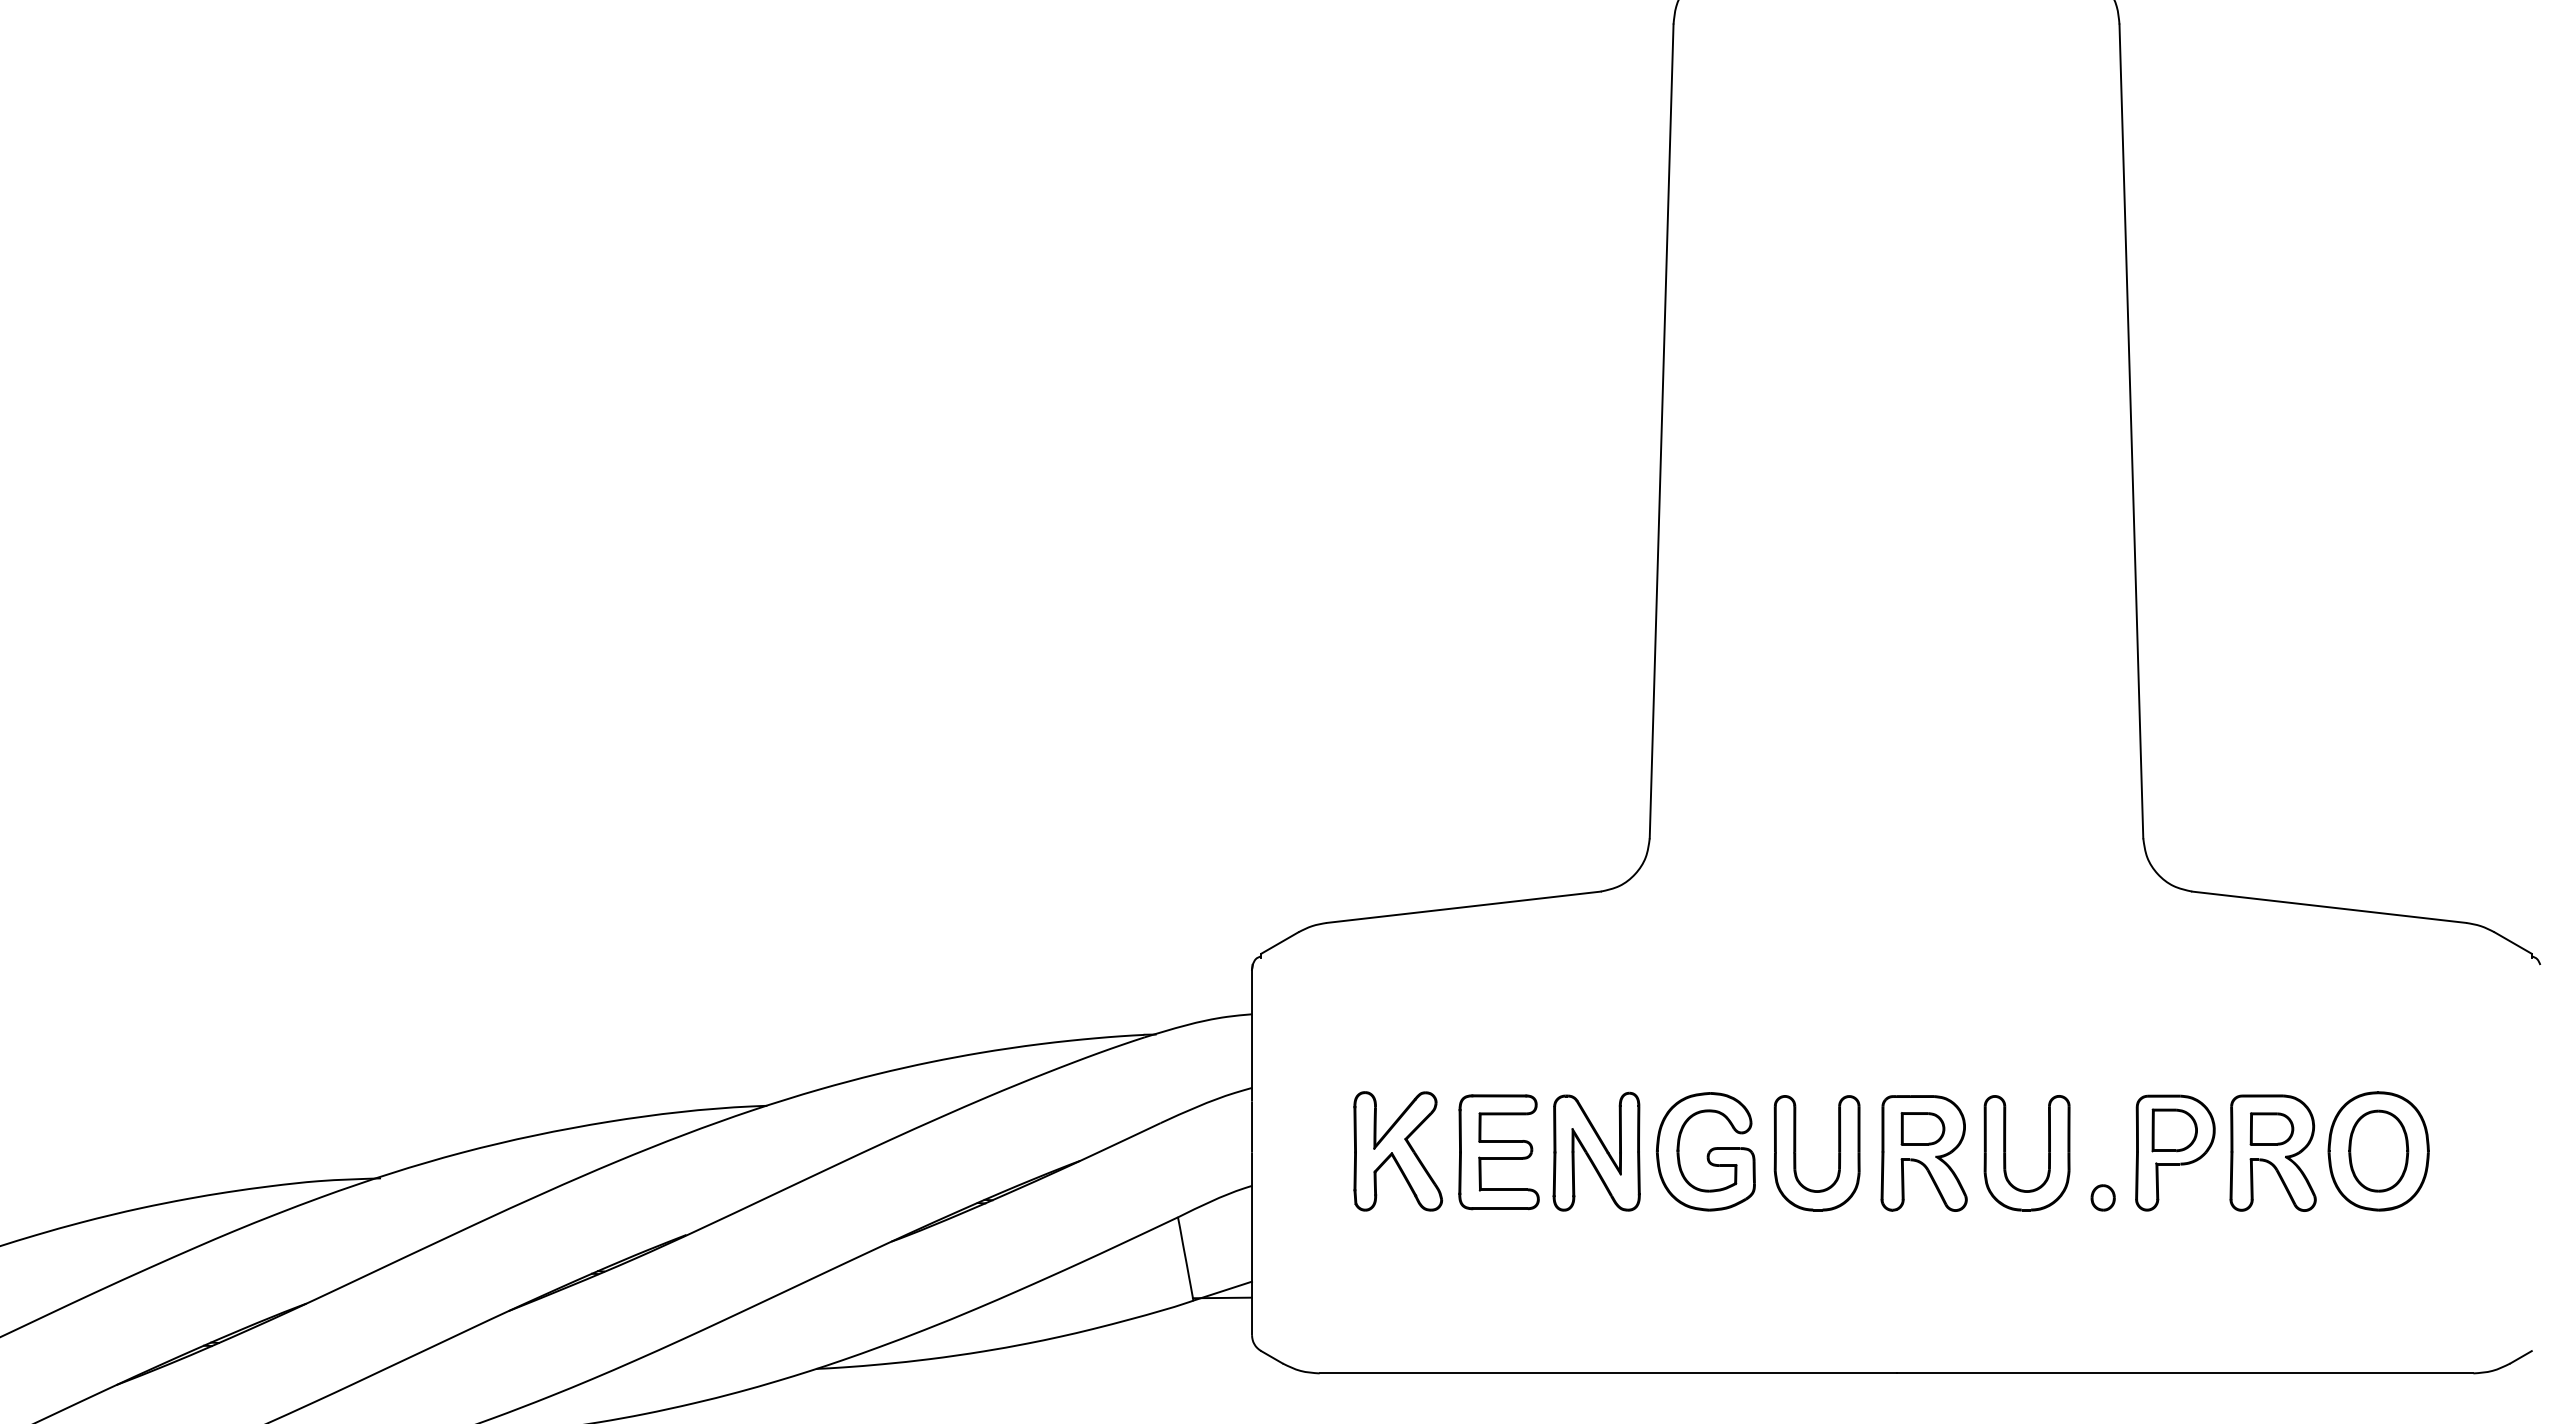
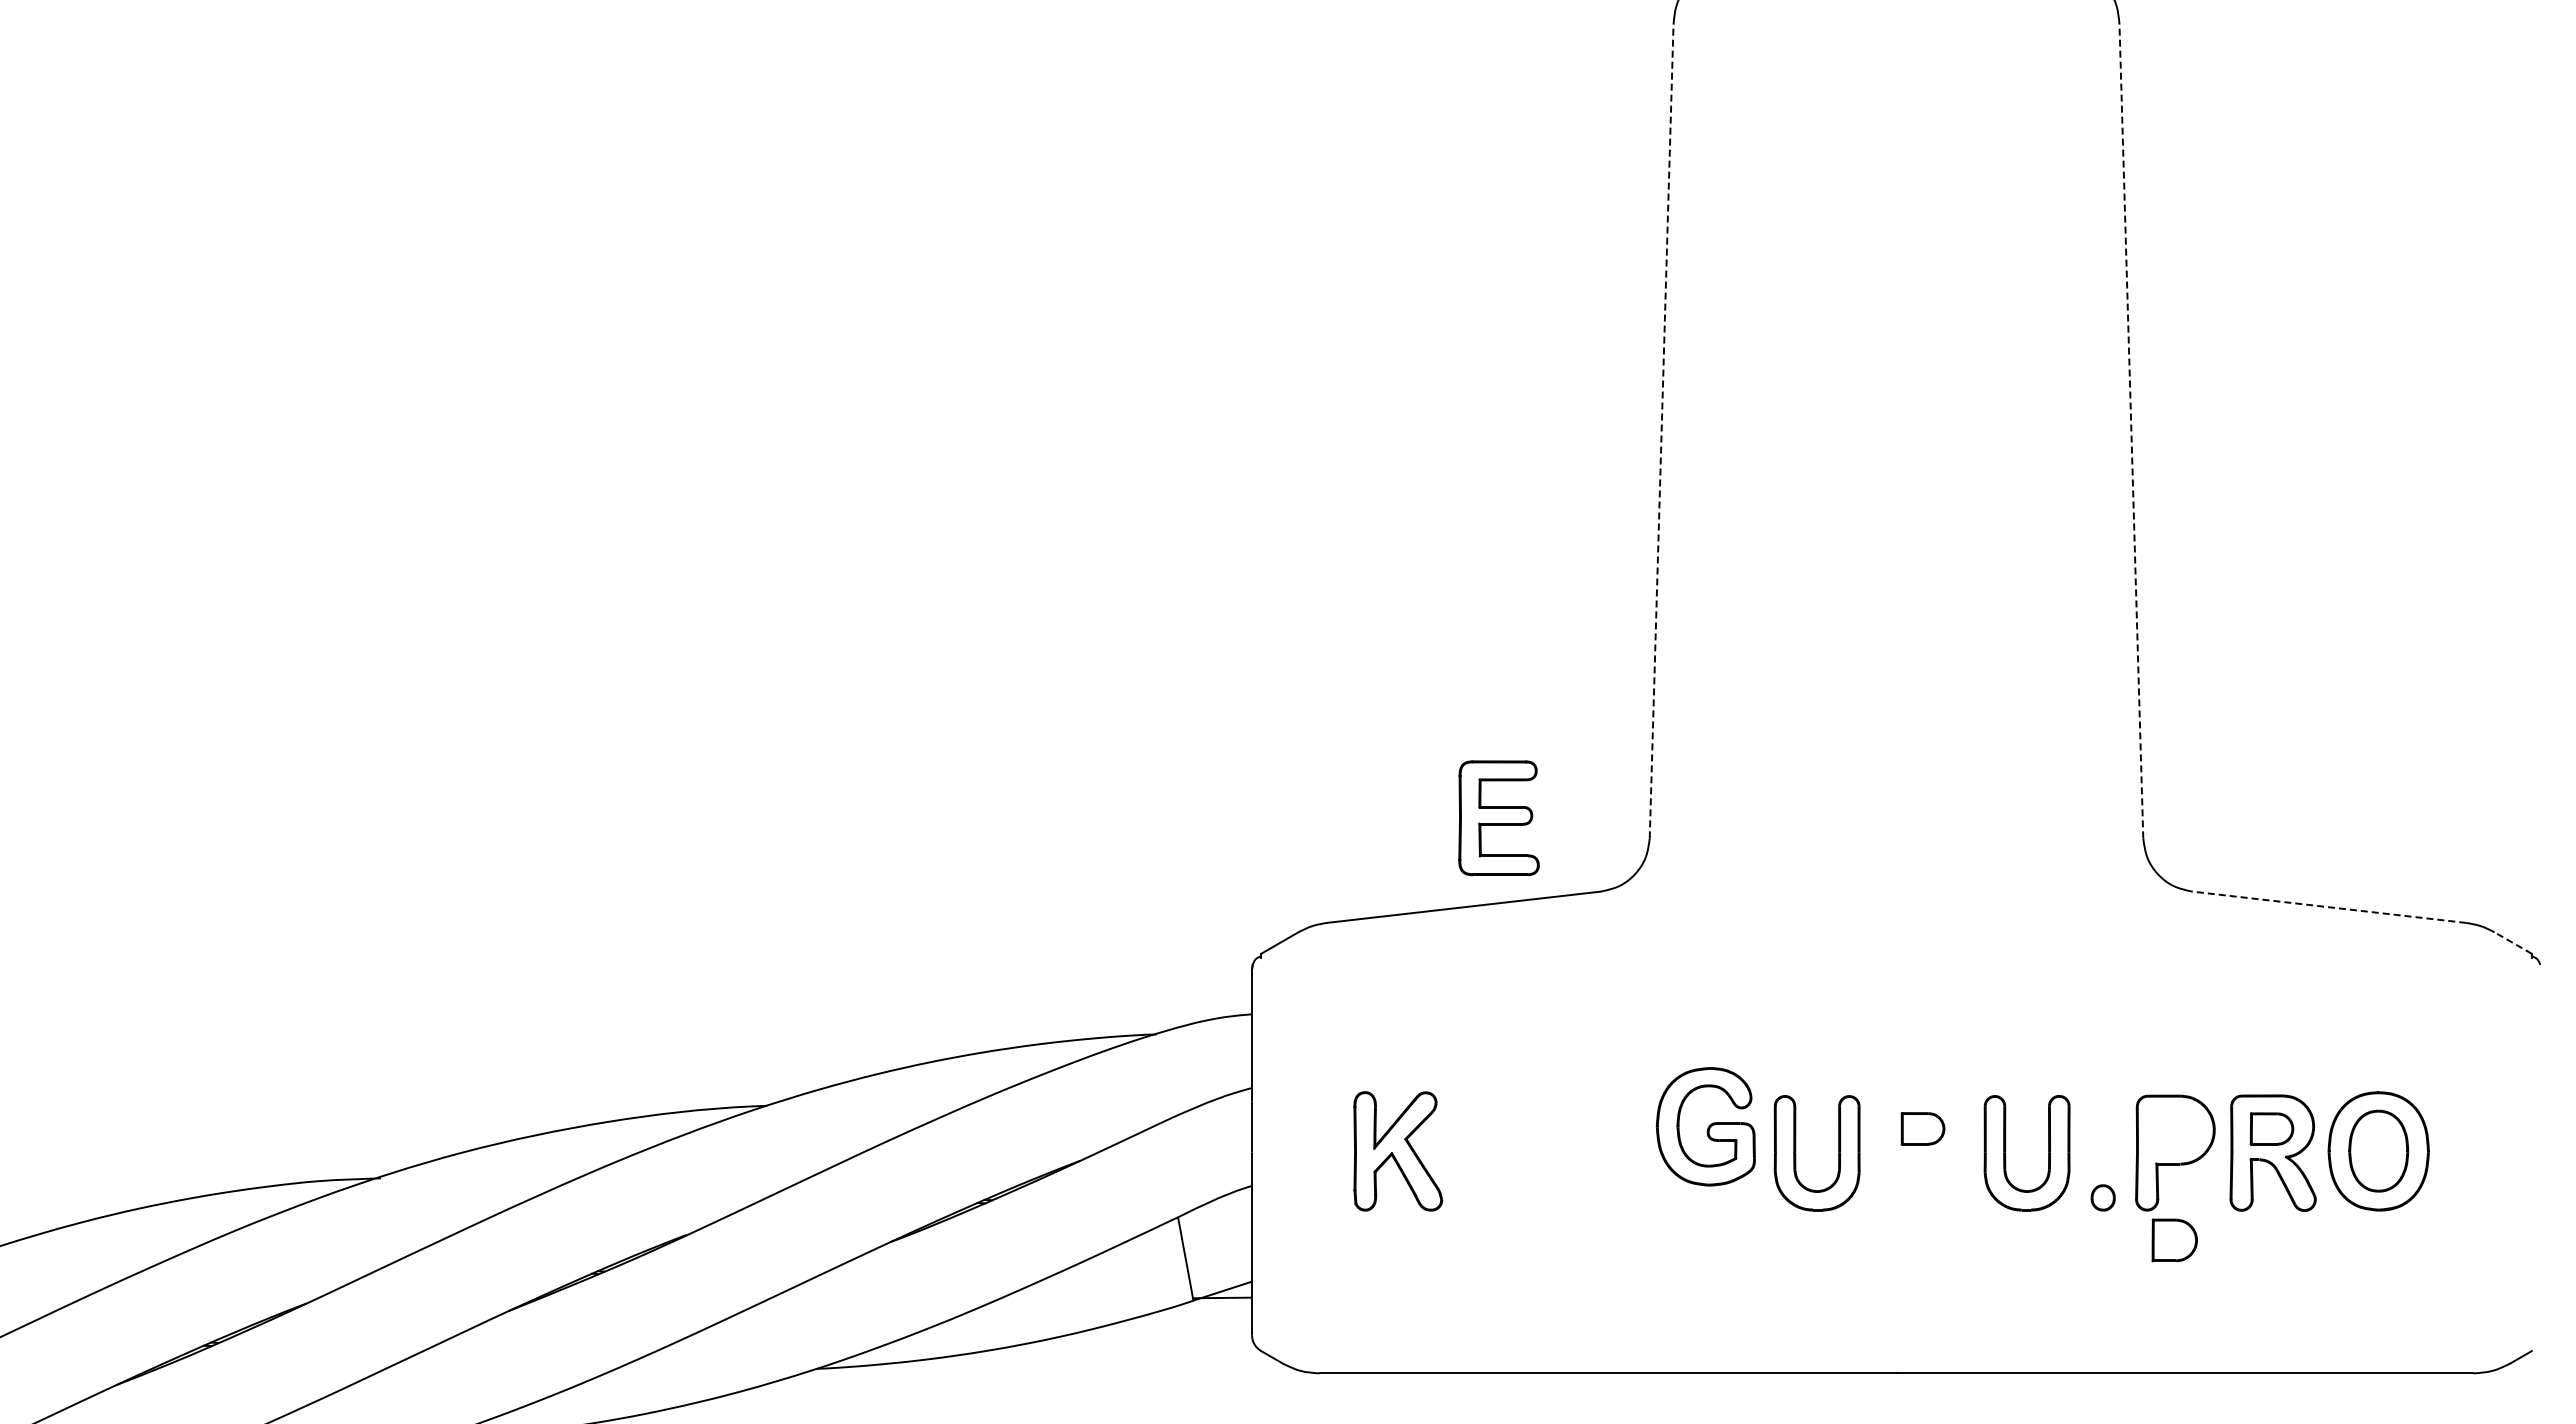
line: solid -> dashed (1661, 430)
line: solid -> dashed (2131, 430)
line: solid -> dashed (2329, 907)
line: solid -> dashed (2512, 942)
part position: (2174, 1130) -> (2174, 1240) (2174, 1240)
part: present -> none (1596, 1151)
part position: (1705, 1151) -> (1705, 1126) (1705, 1126)
part position: (1498, 1152) -> (1498, 818) (1498, 818)
part: present -> none (1923, 1153)
